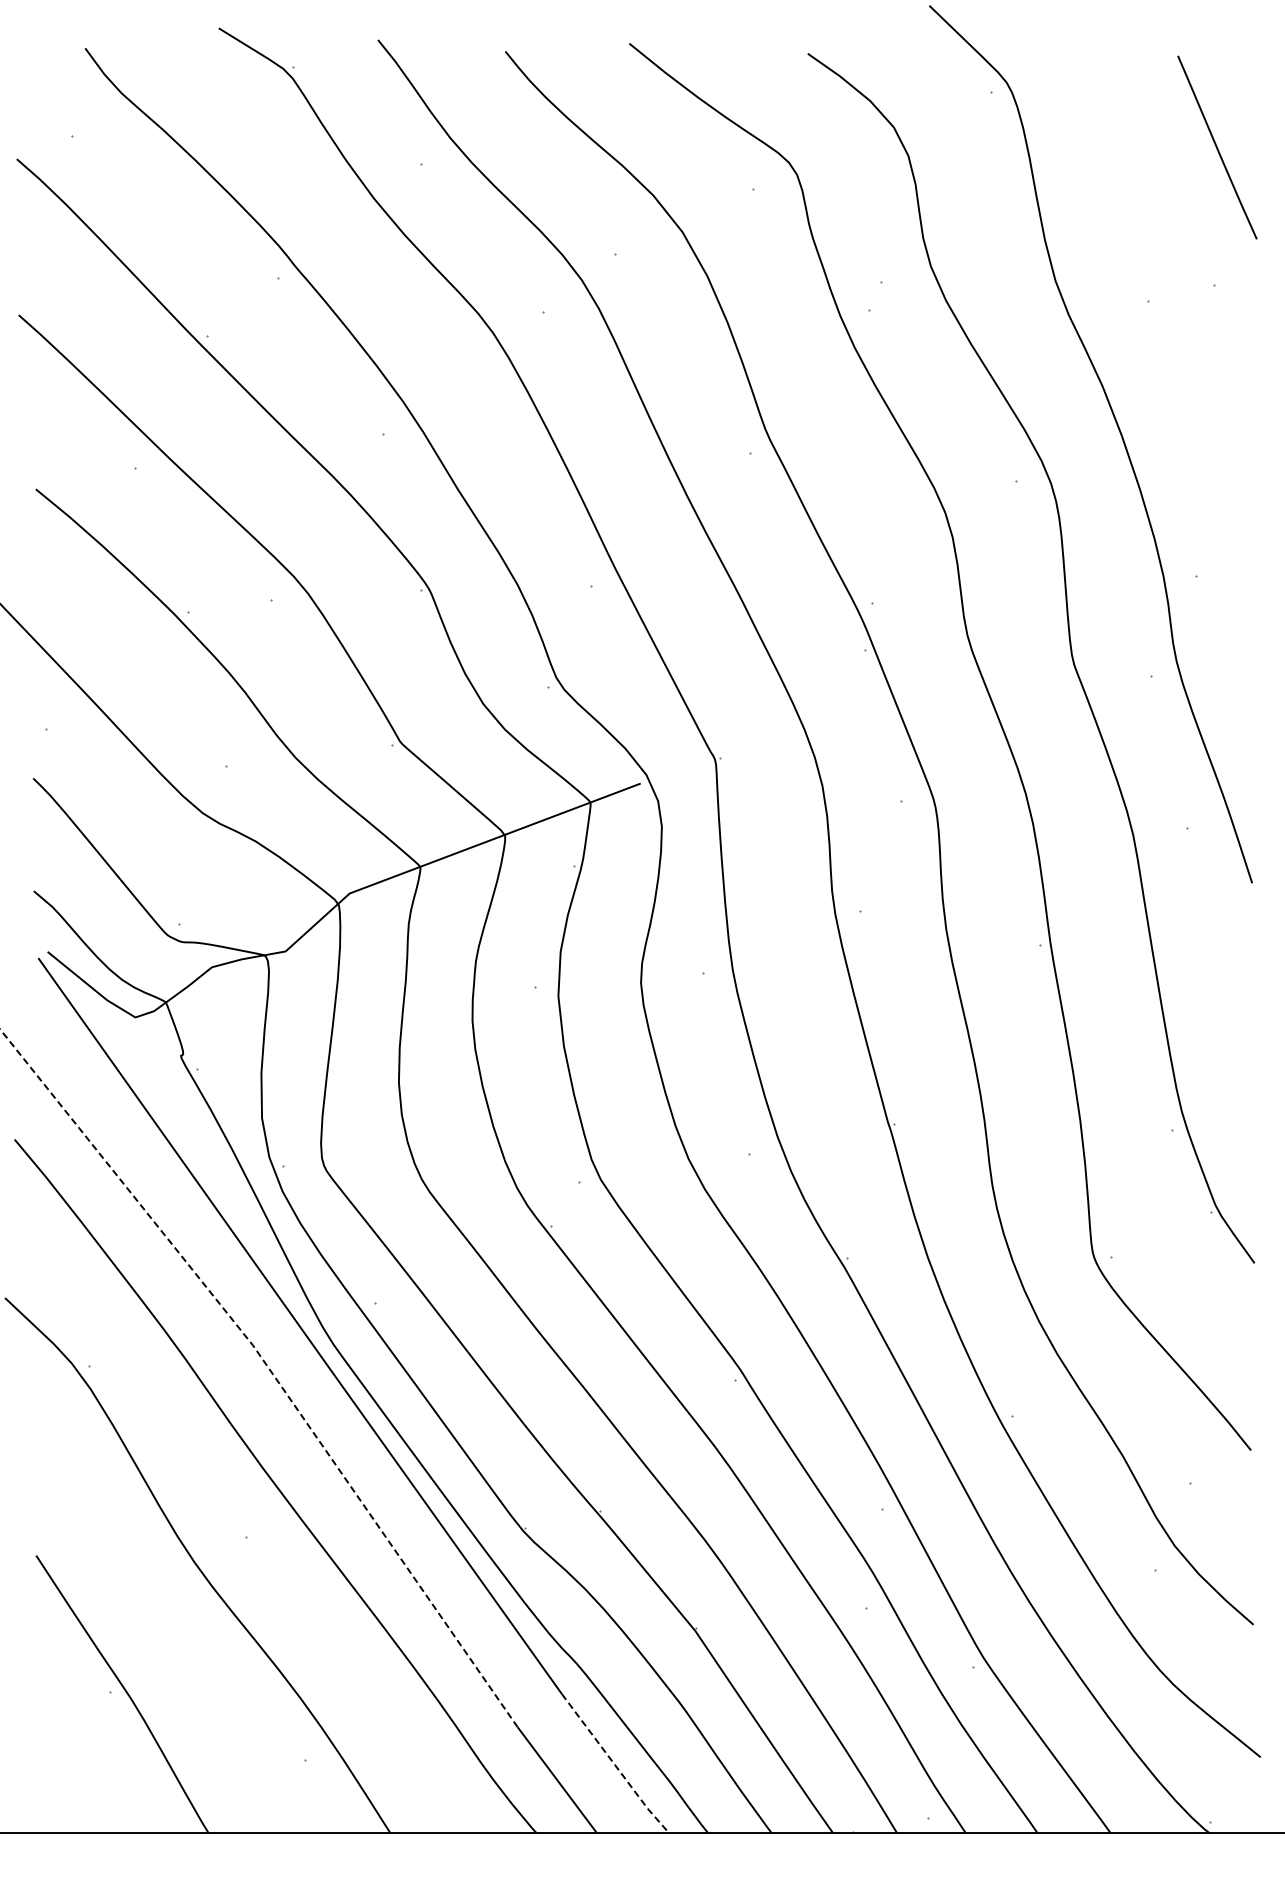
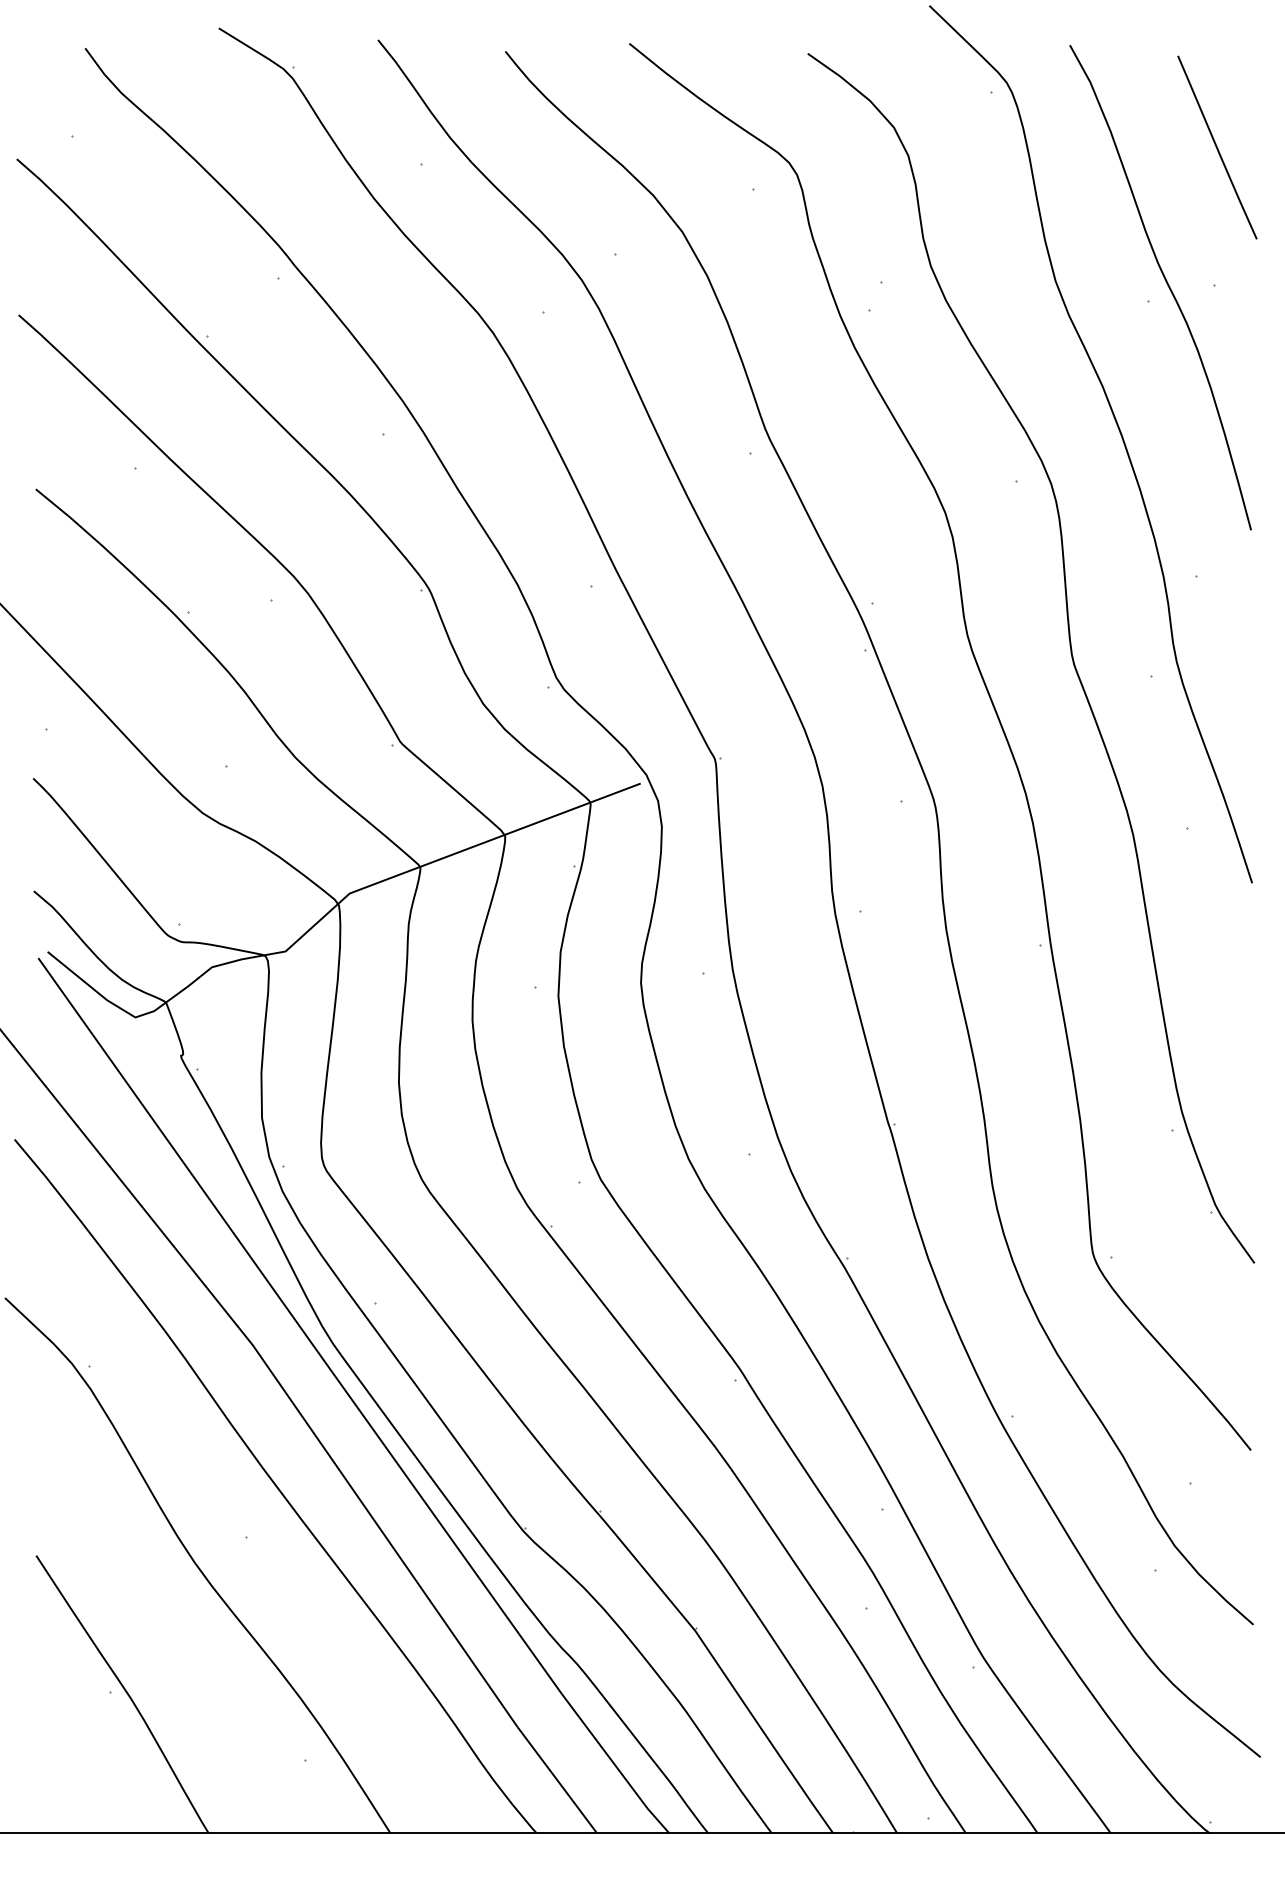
curve: none -> present (1166, 283)
line: dashed -> solid (269, 1369)
line: dashed -> solid (614, 1764)
